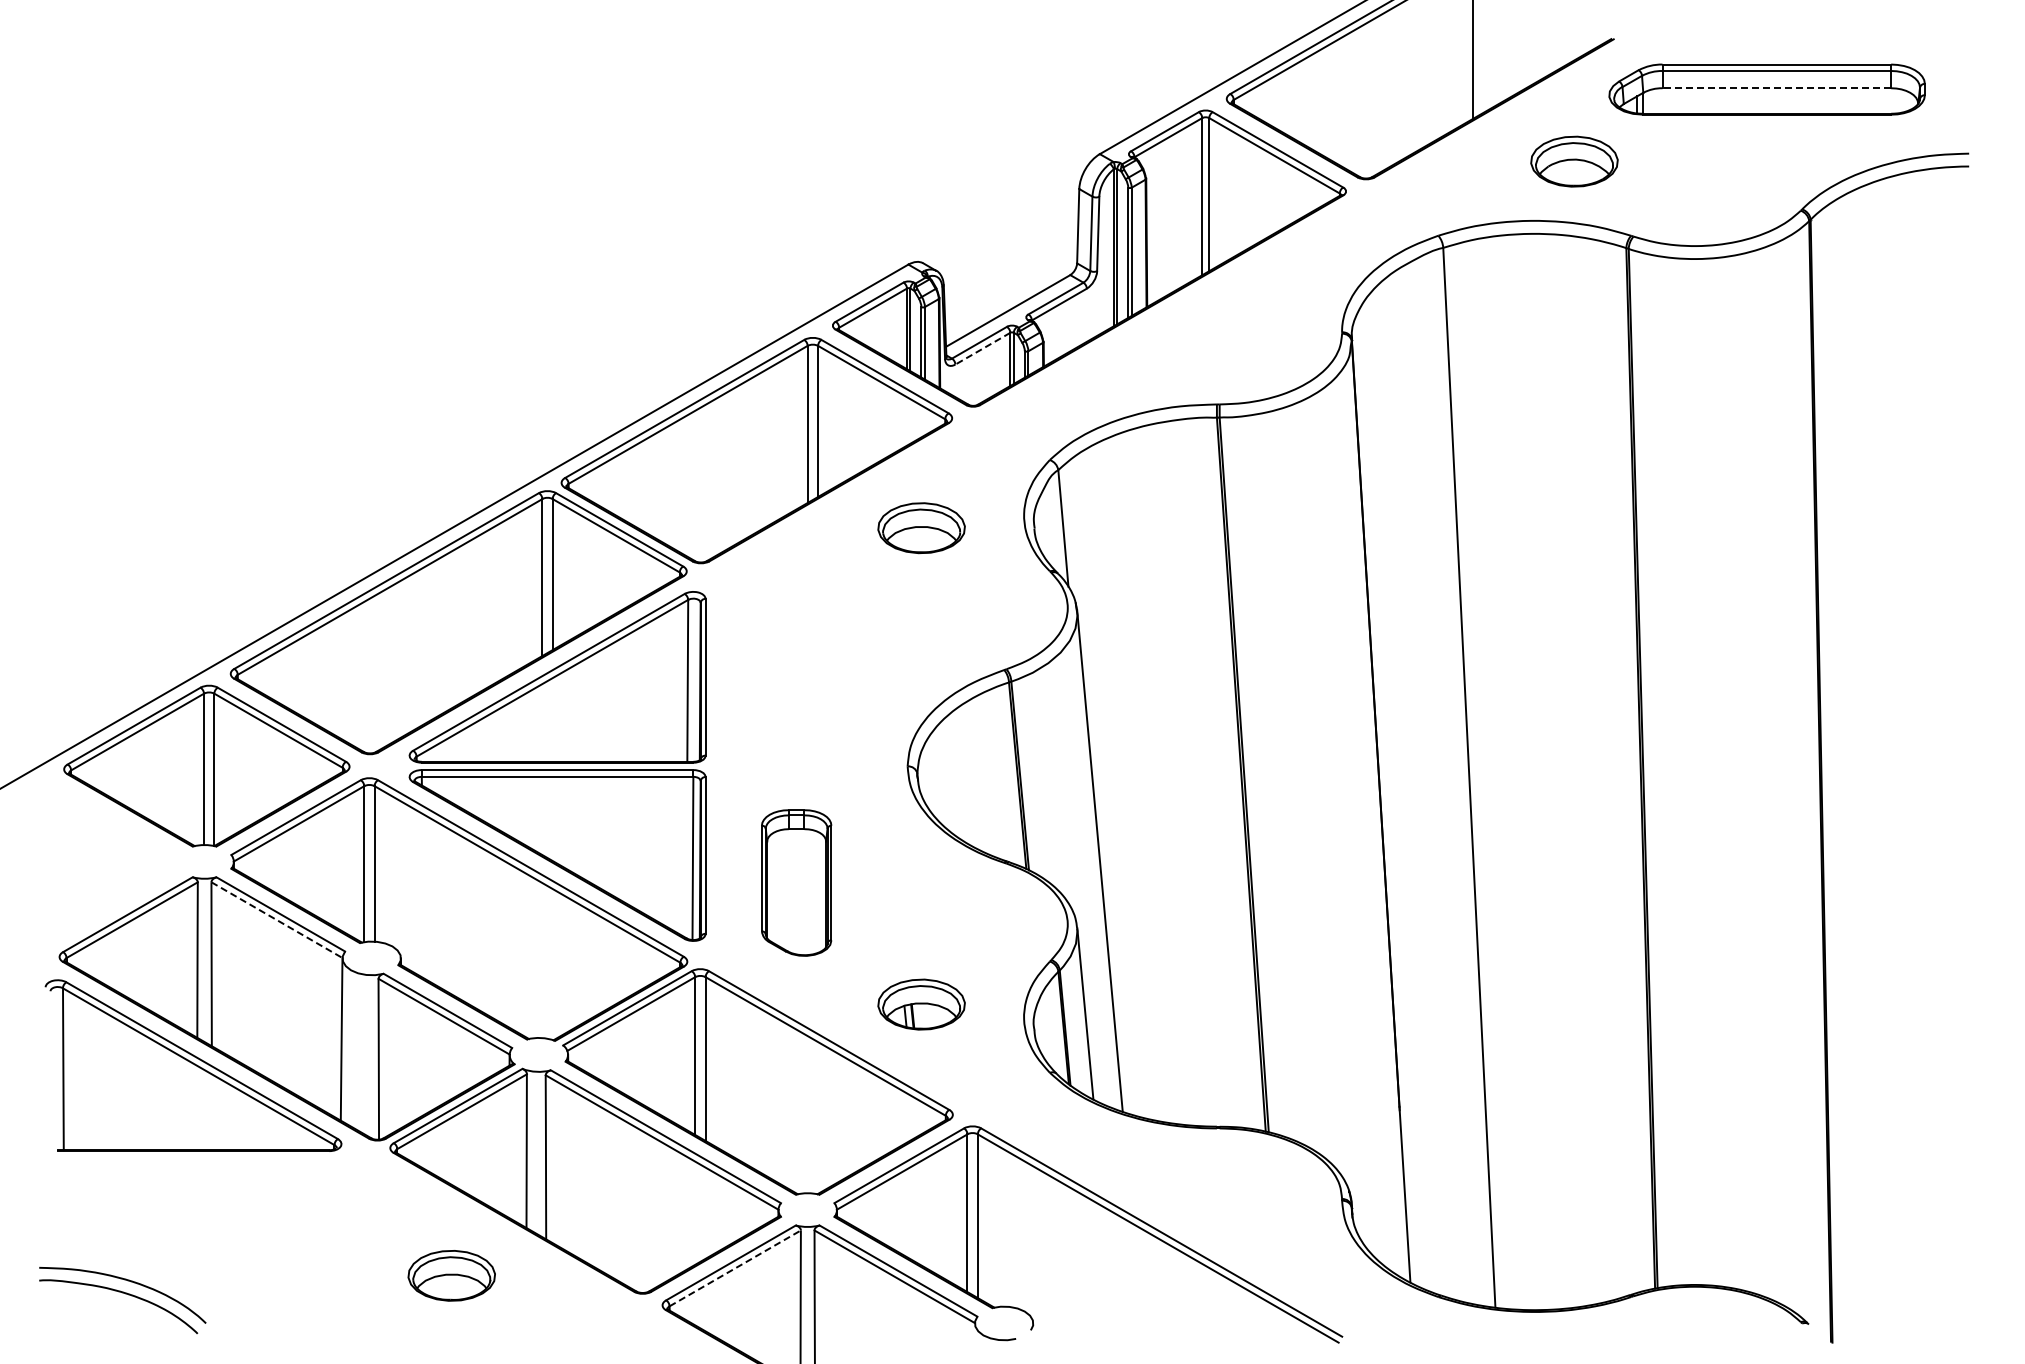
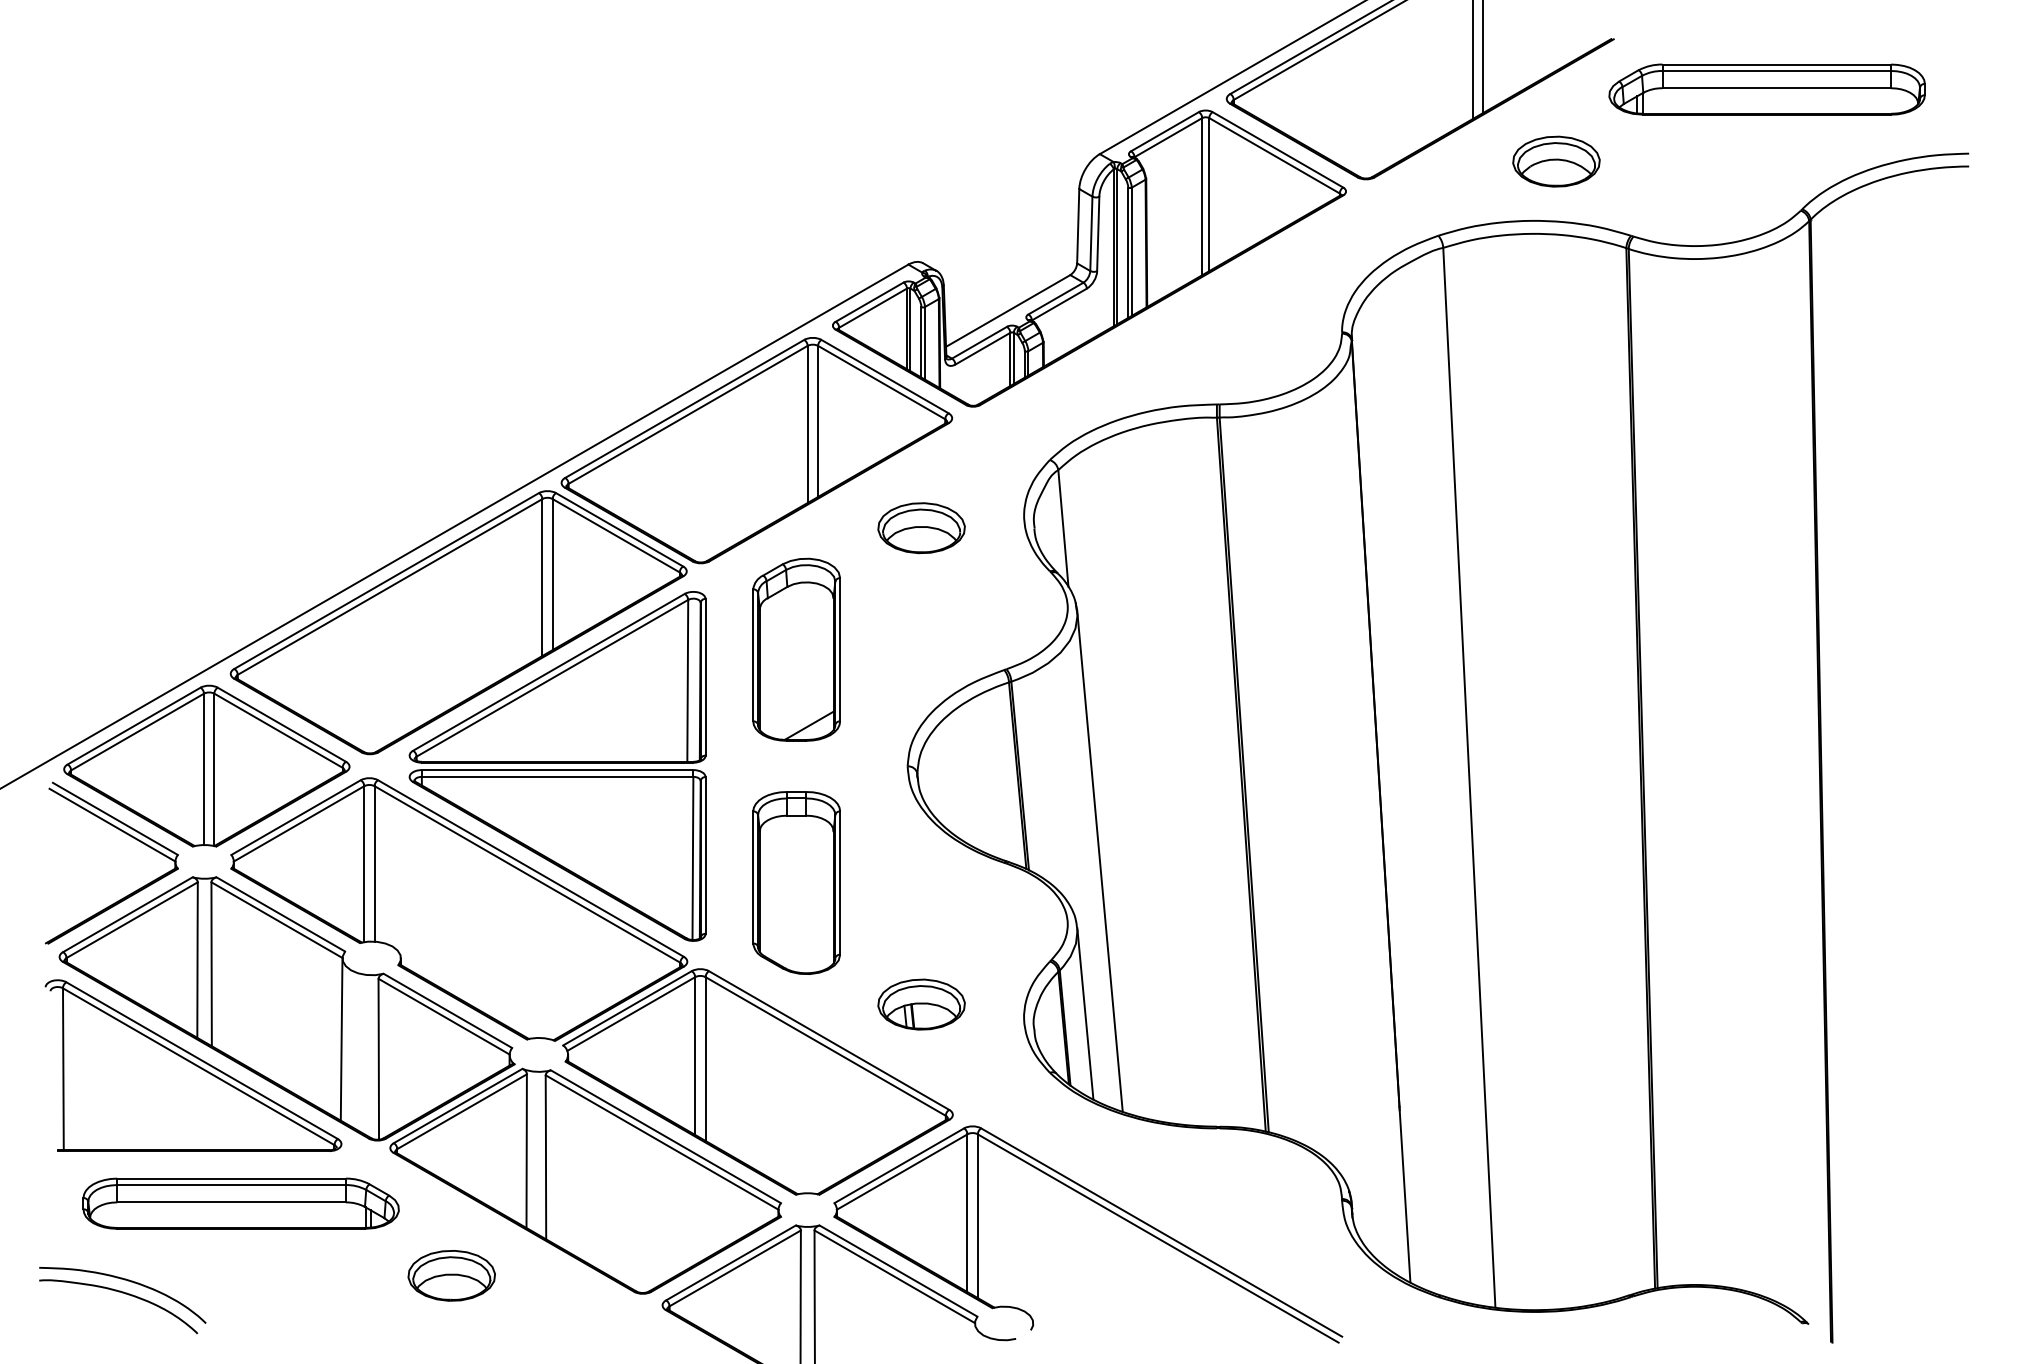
line: none -> present (1483, 57)
line: dashed -> solid (1776, 88)
part position: (1574, 161) -> (1556, 161) (1556, 161)
line: dashed -> solid (982, 348)
part: none -> present (796, 649)
part: none -> present (129, 836)
part size: 72x148 px -> 89x184 px (796, 882)
line: dashed -> solid (277, 920)
part: none -> present (240, 1203)
line: dashed -> solid (735, 1268)
